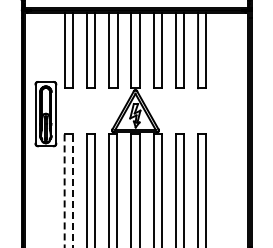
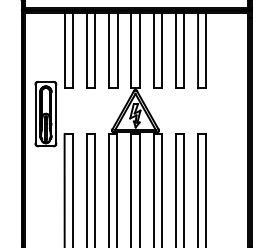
line: dashed -> solid (64, 191)
line: dashed -> solid (72, 191)
